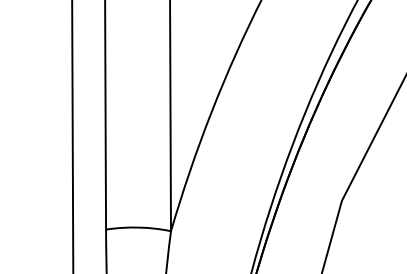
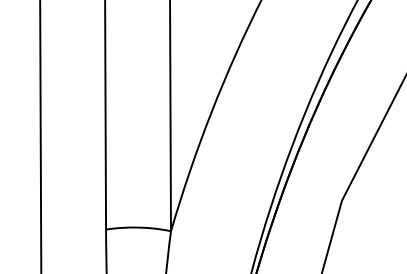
line position: (72, 136) -> (40, 136) (40, 136)
